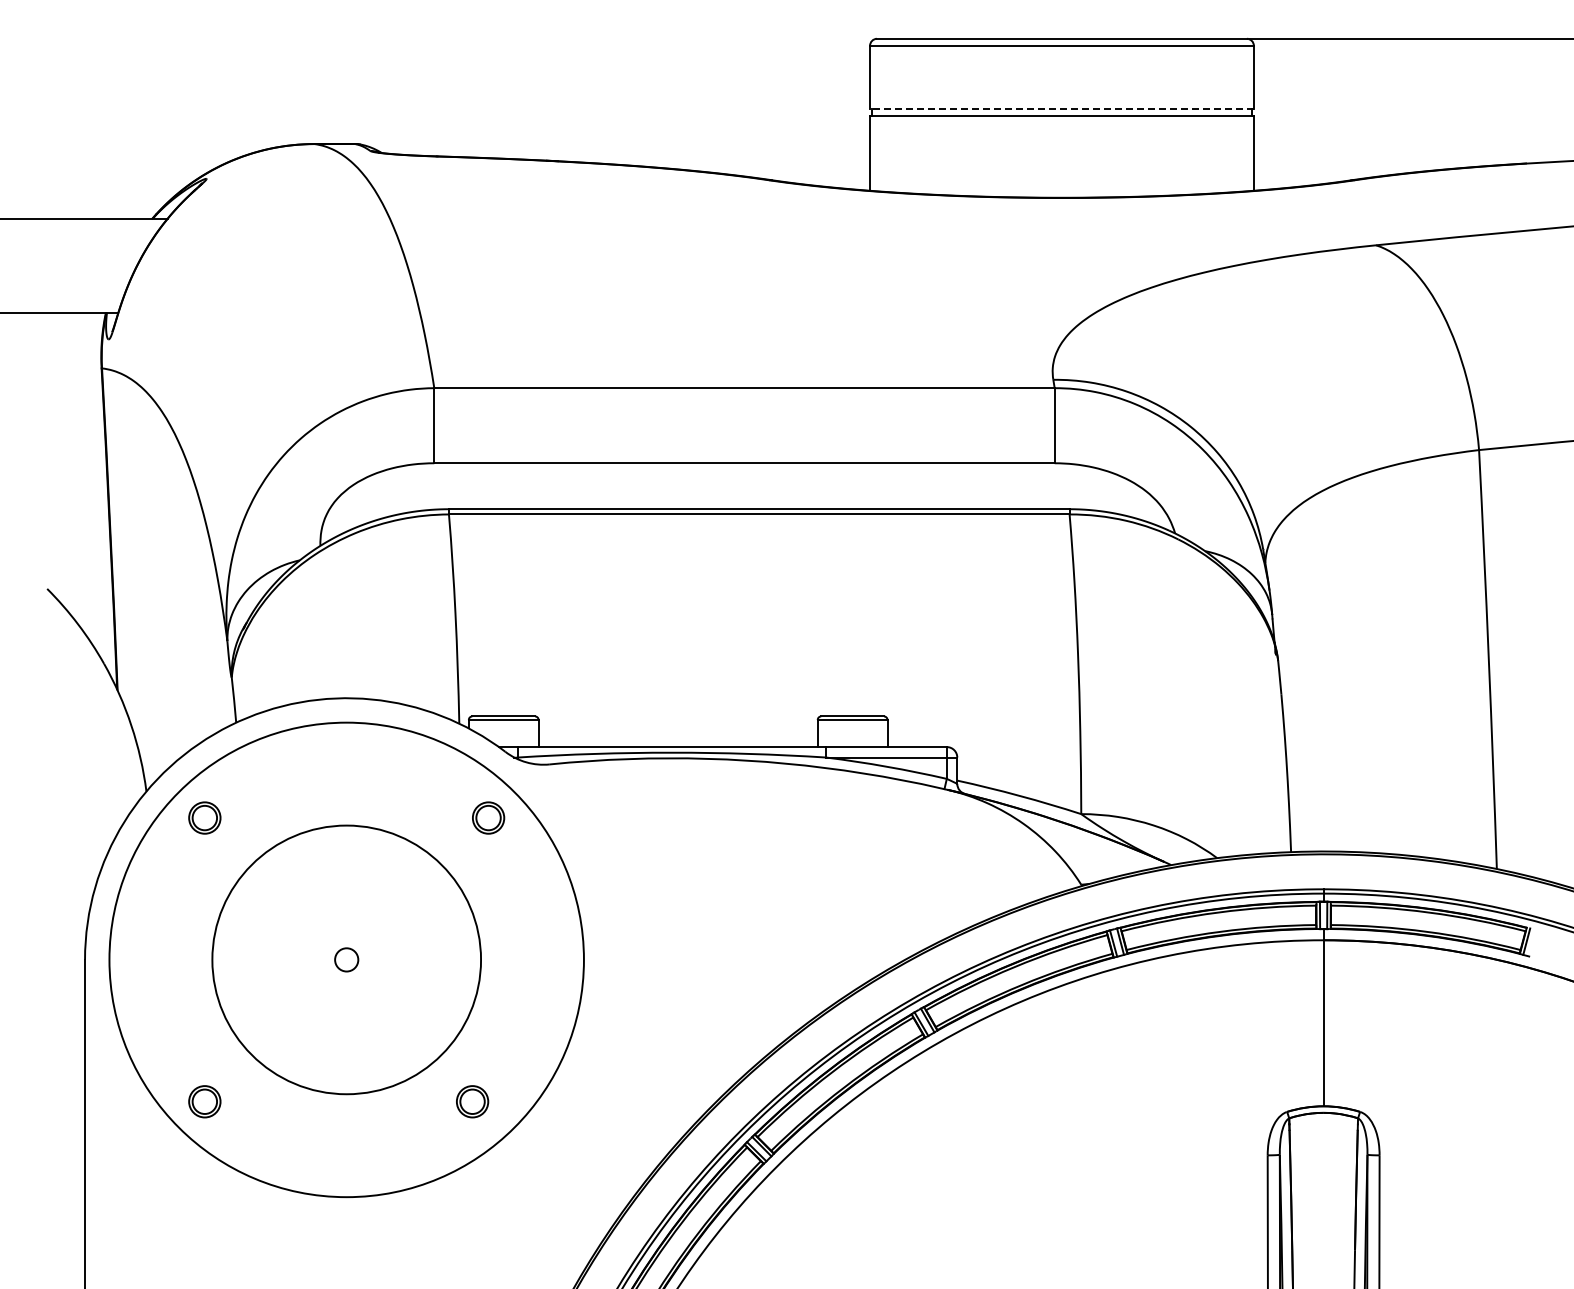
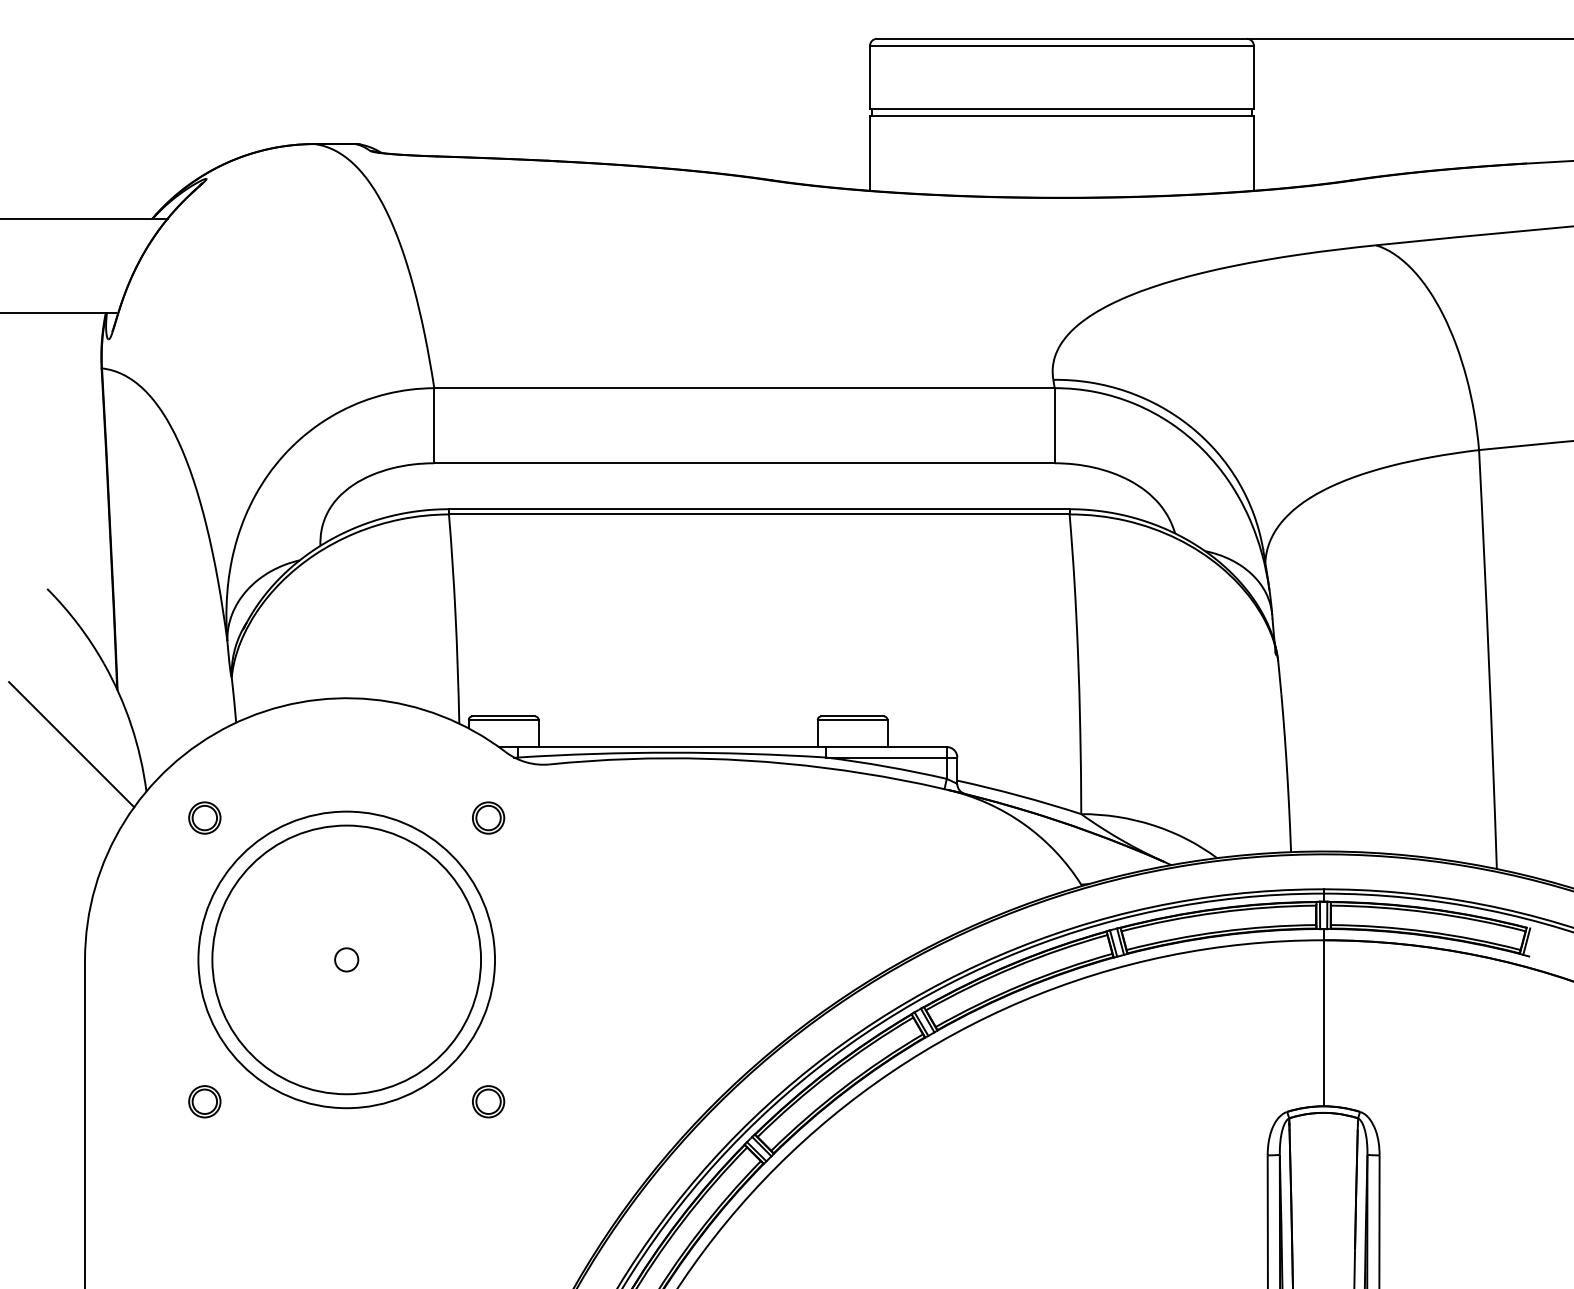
line: dashed -> solid (1061, 108)
line: none -> present (71, 744)
circle diameter: 475 px -> 297 px (346, 959)
part position: (472, 1101) -> (488, 1101) (488, 1101)
